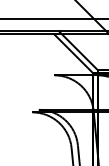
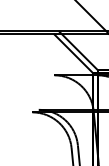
line: present -> none (53, 18)
